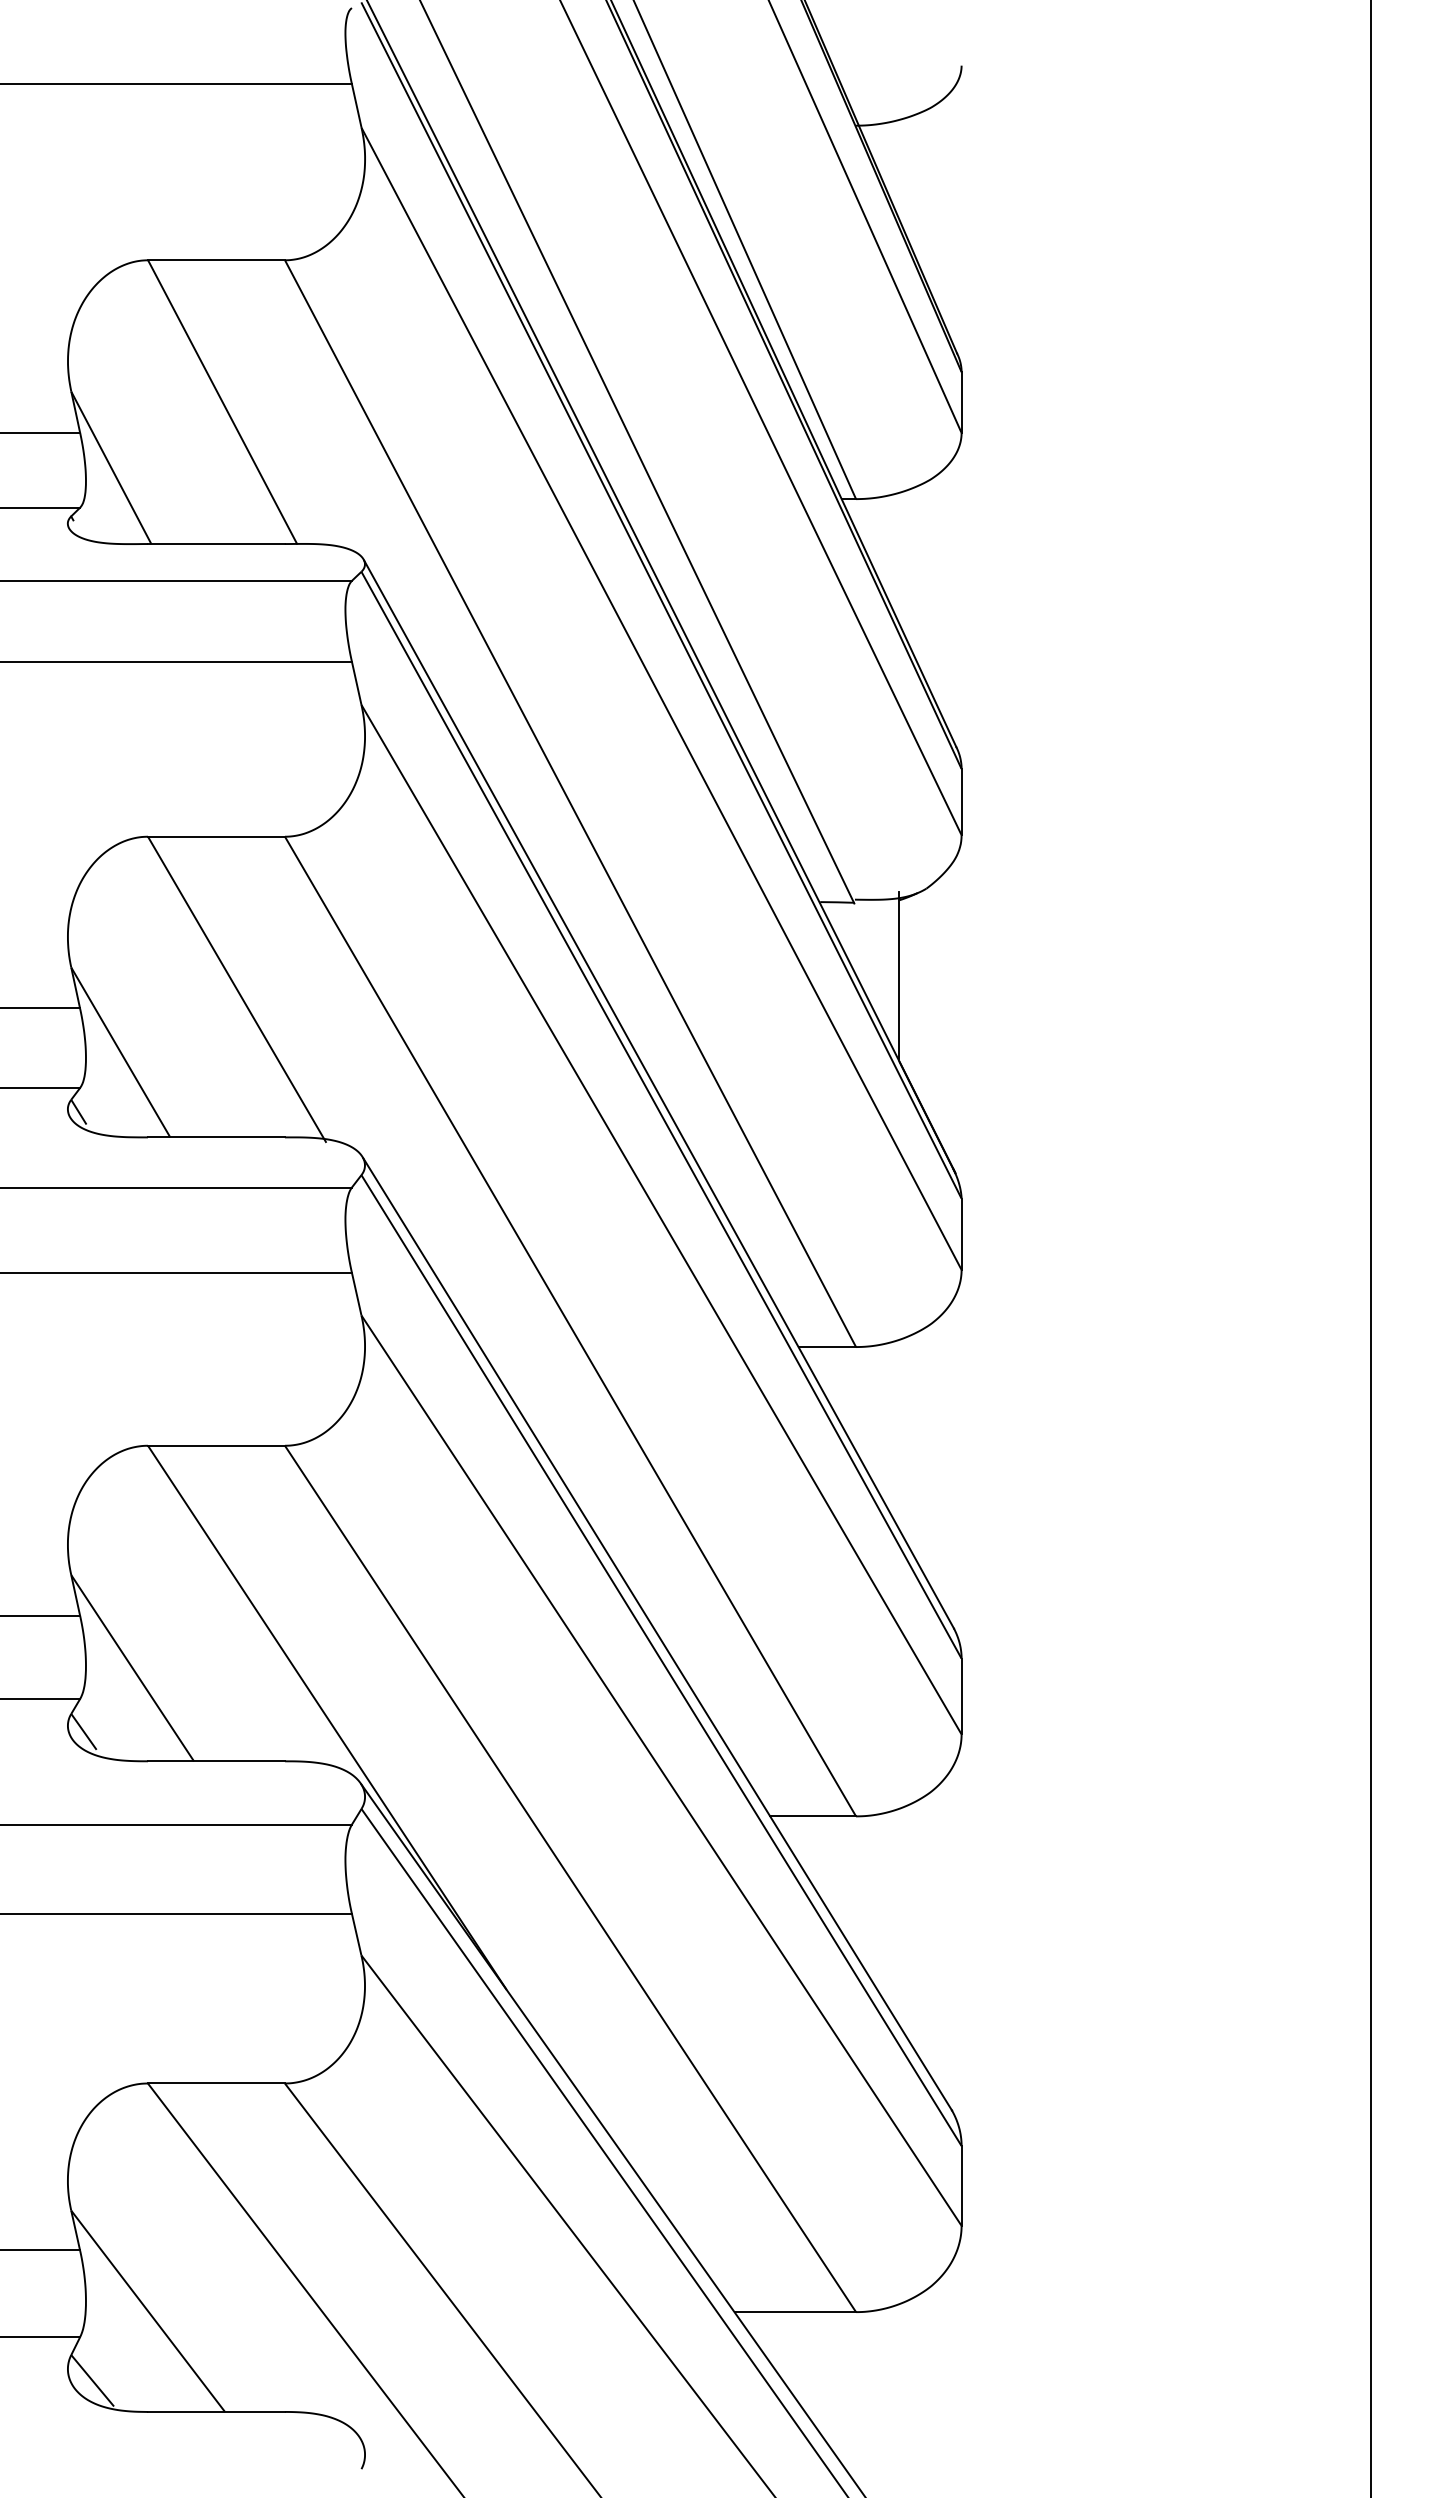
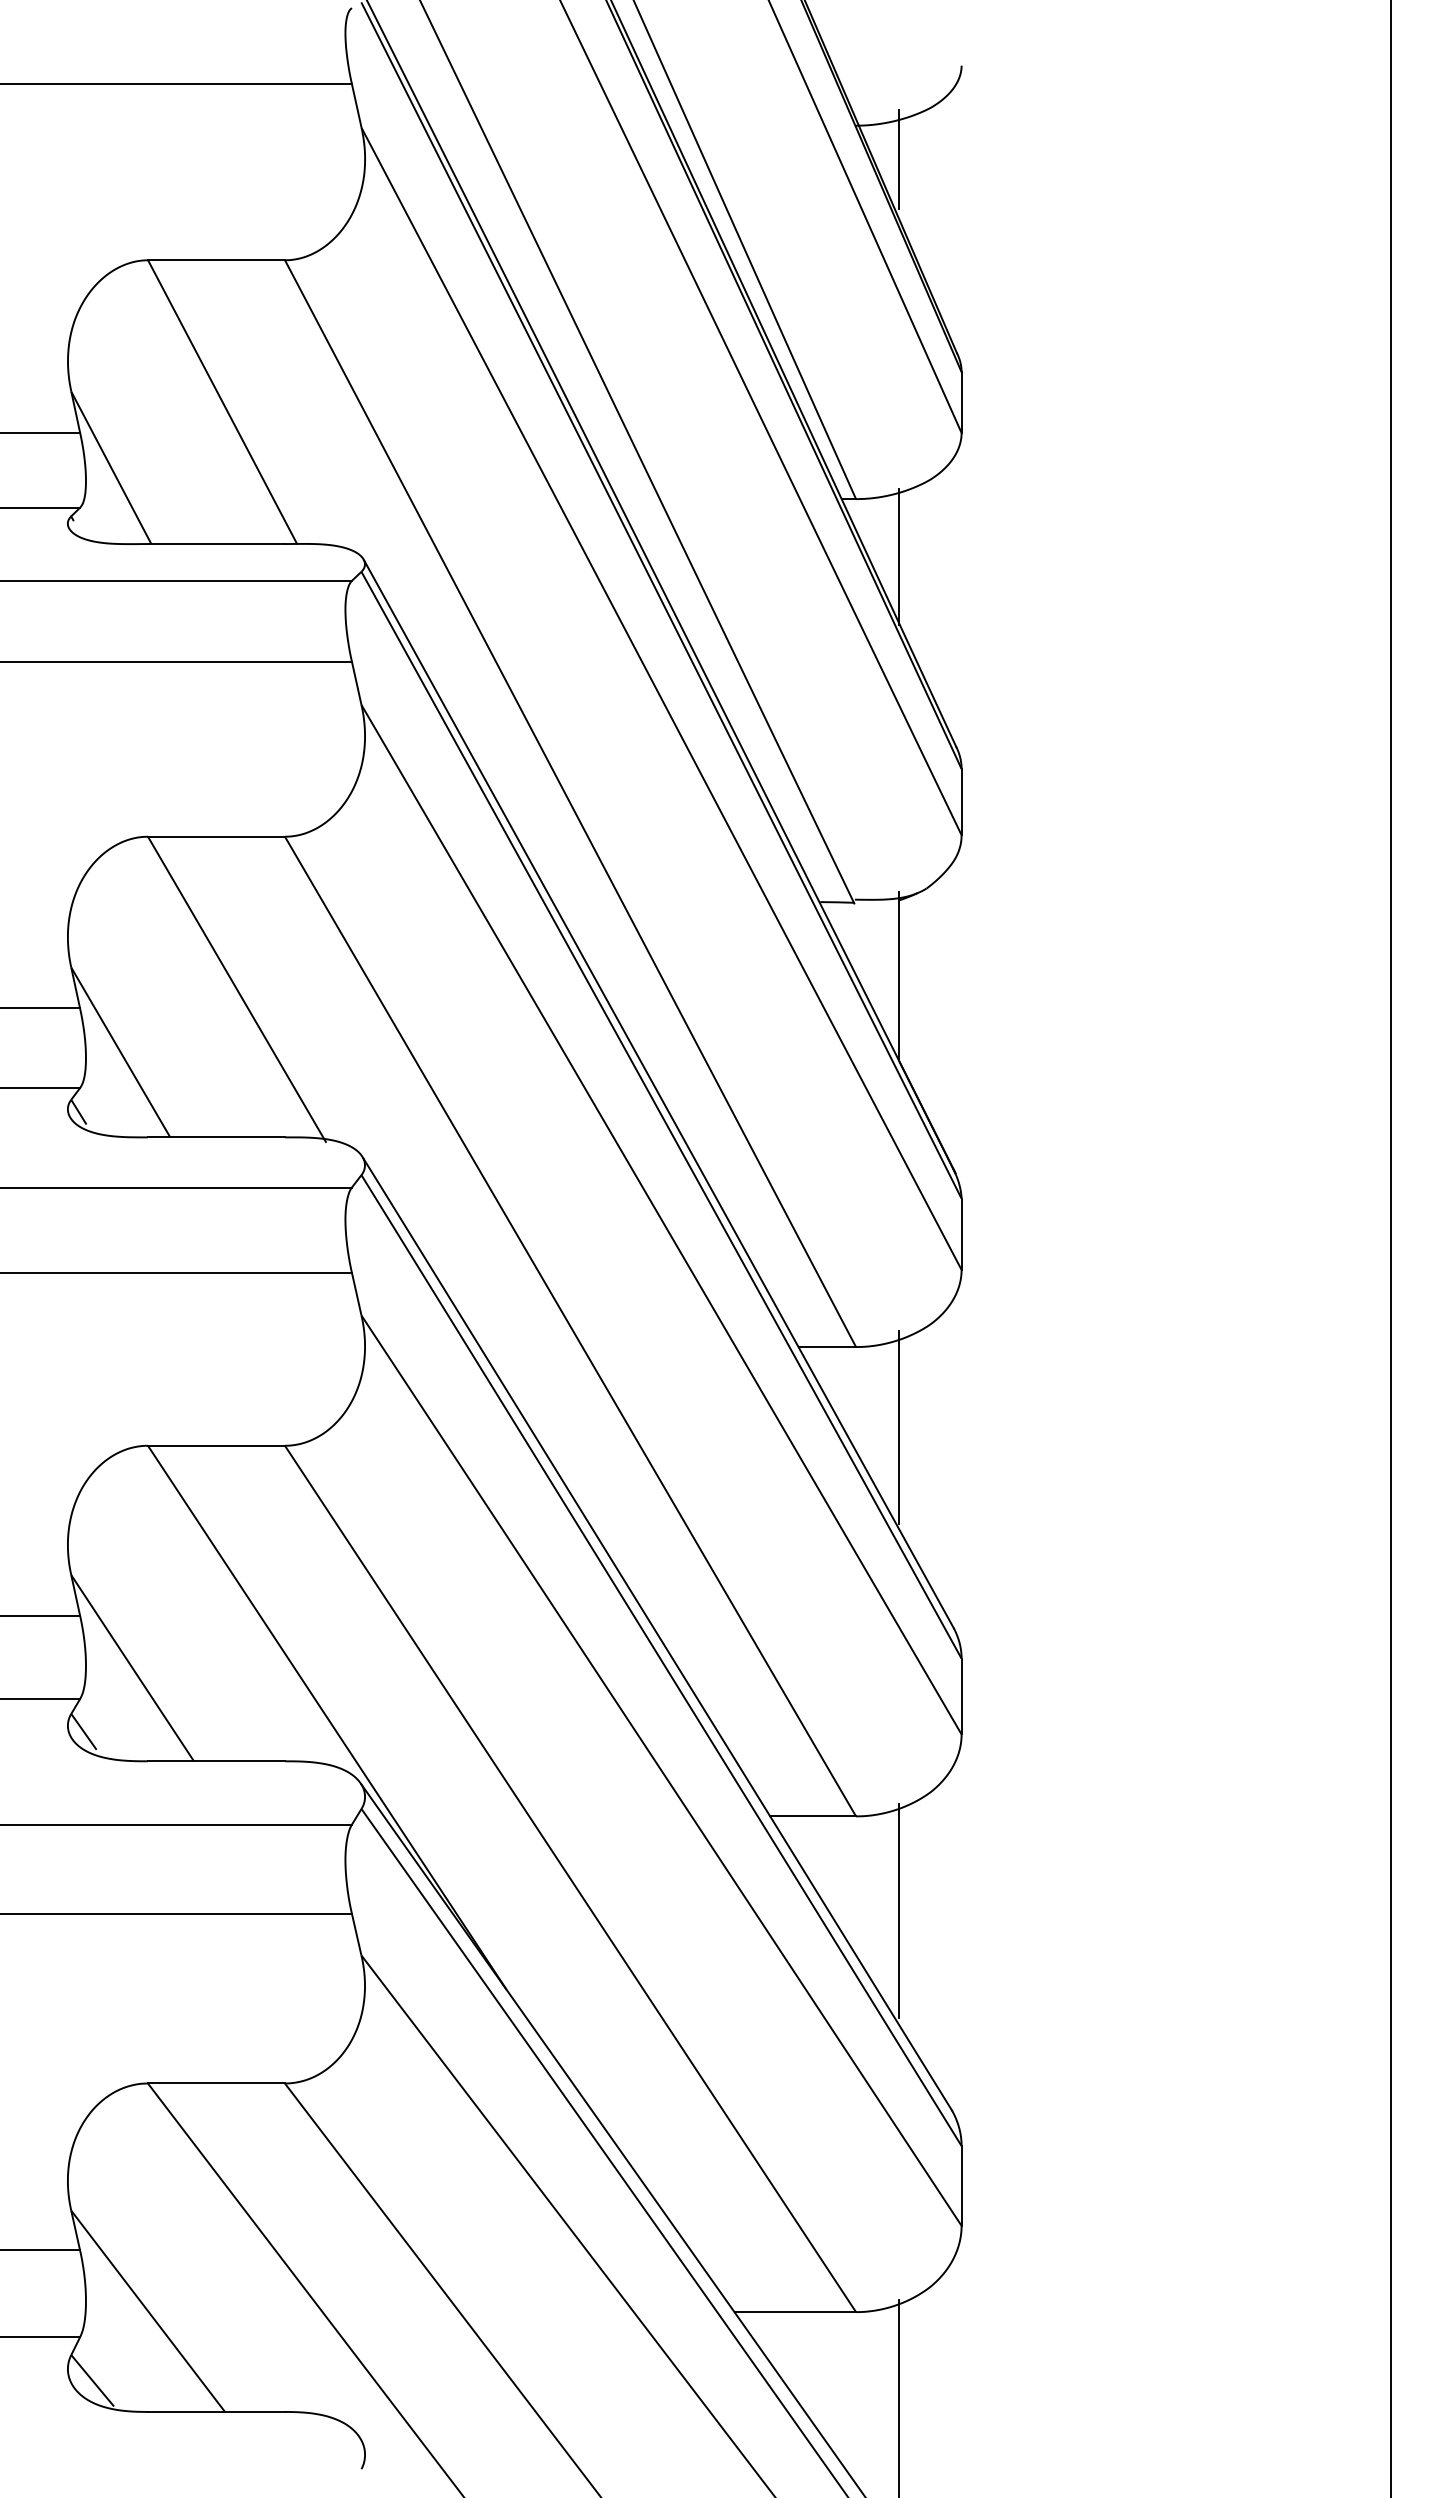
line: none -> present (899, 159)
line: none -> present (899, 557)
line position: (1370, 1248) -> (1390, 1248) (1390, 1248)
line: none -> present (899, 1427)
line: none -> present (899, 1910)
line: none -> present (899, 2397)
